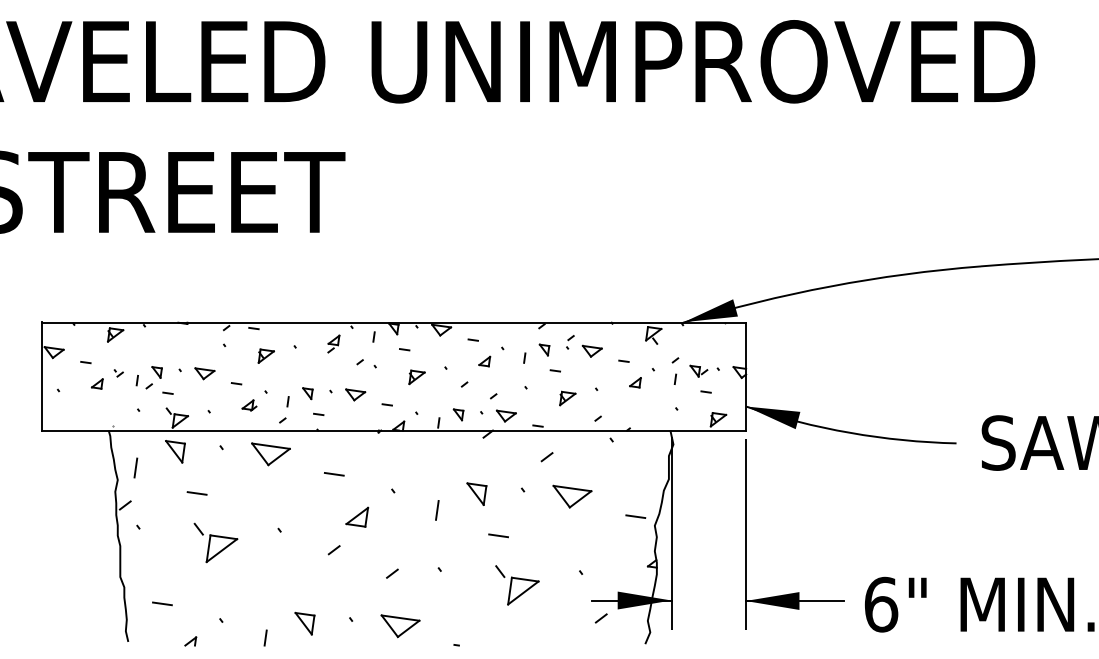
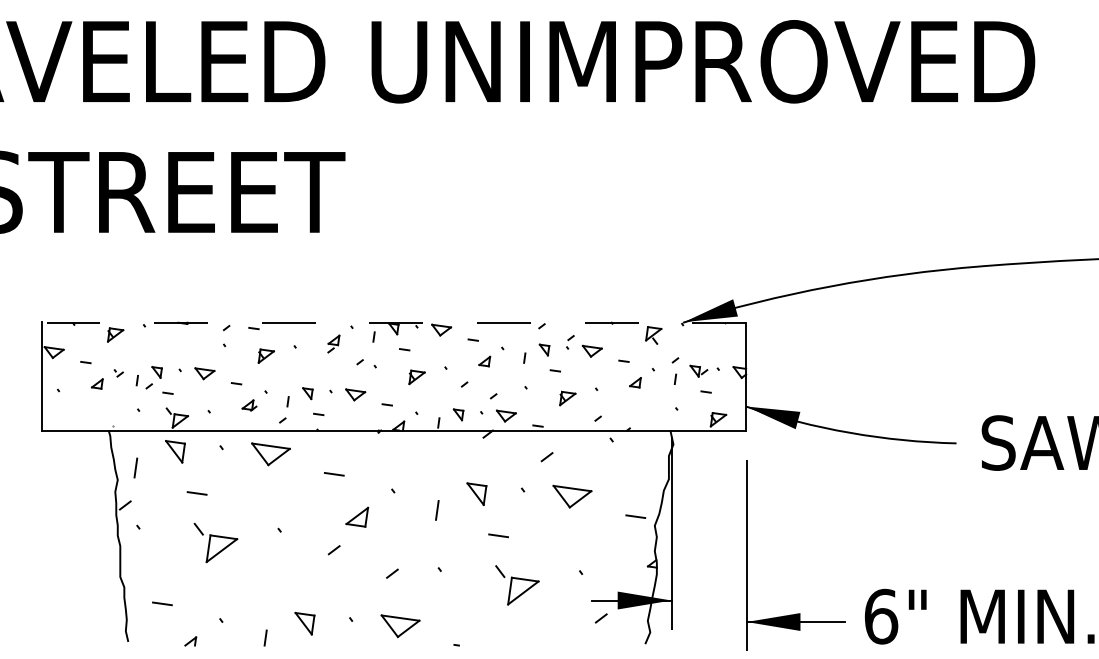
line: solid -> dashed (394, 322)
part position: (746, 534) -> (747, 555) (747, 555)
text position: (979, 604) -> (979, 616) (979, 616)
